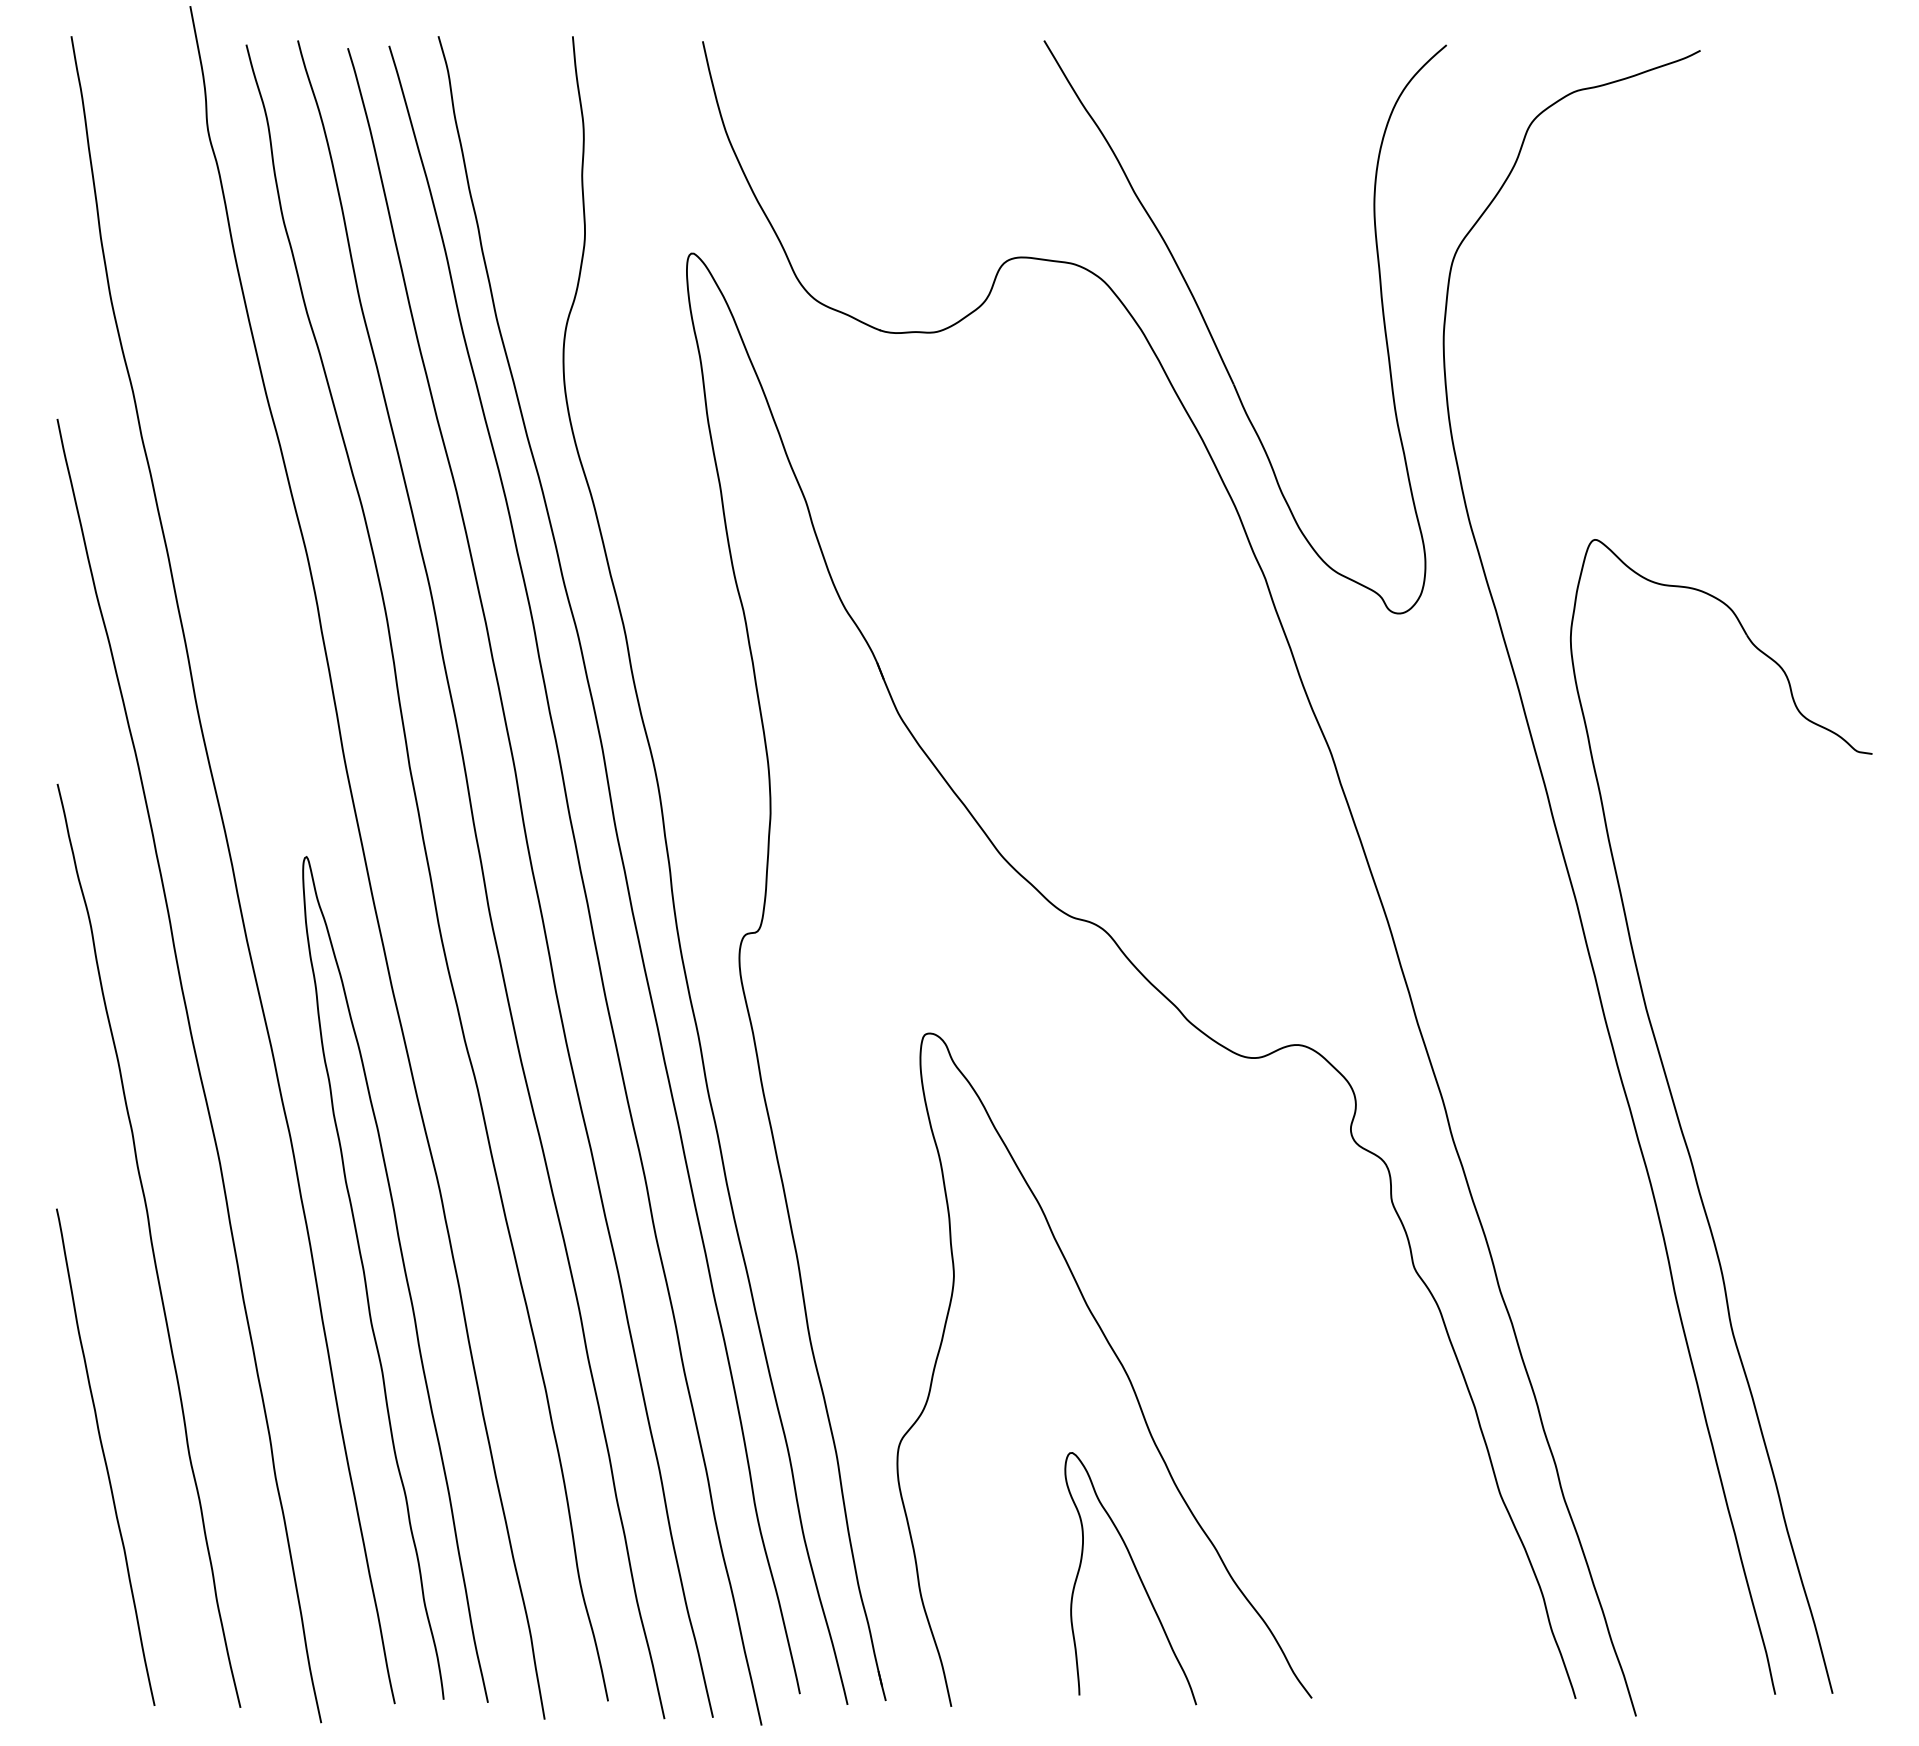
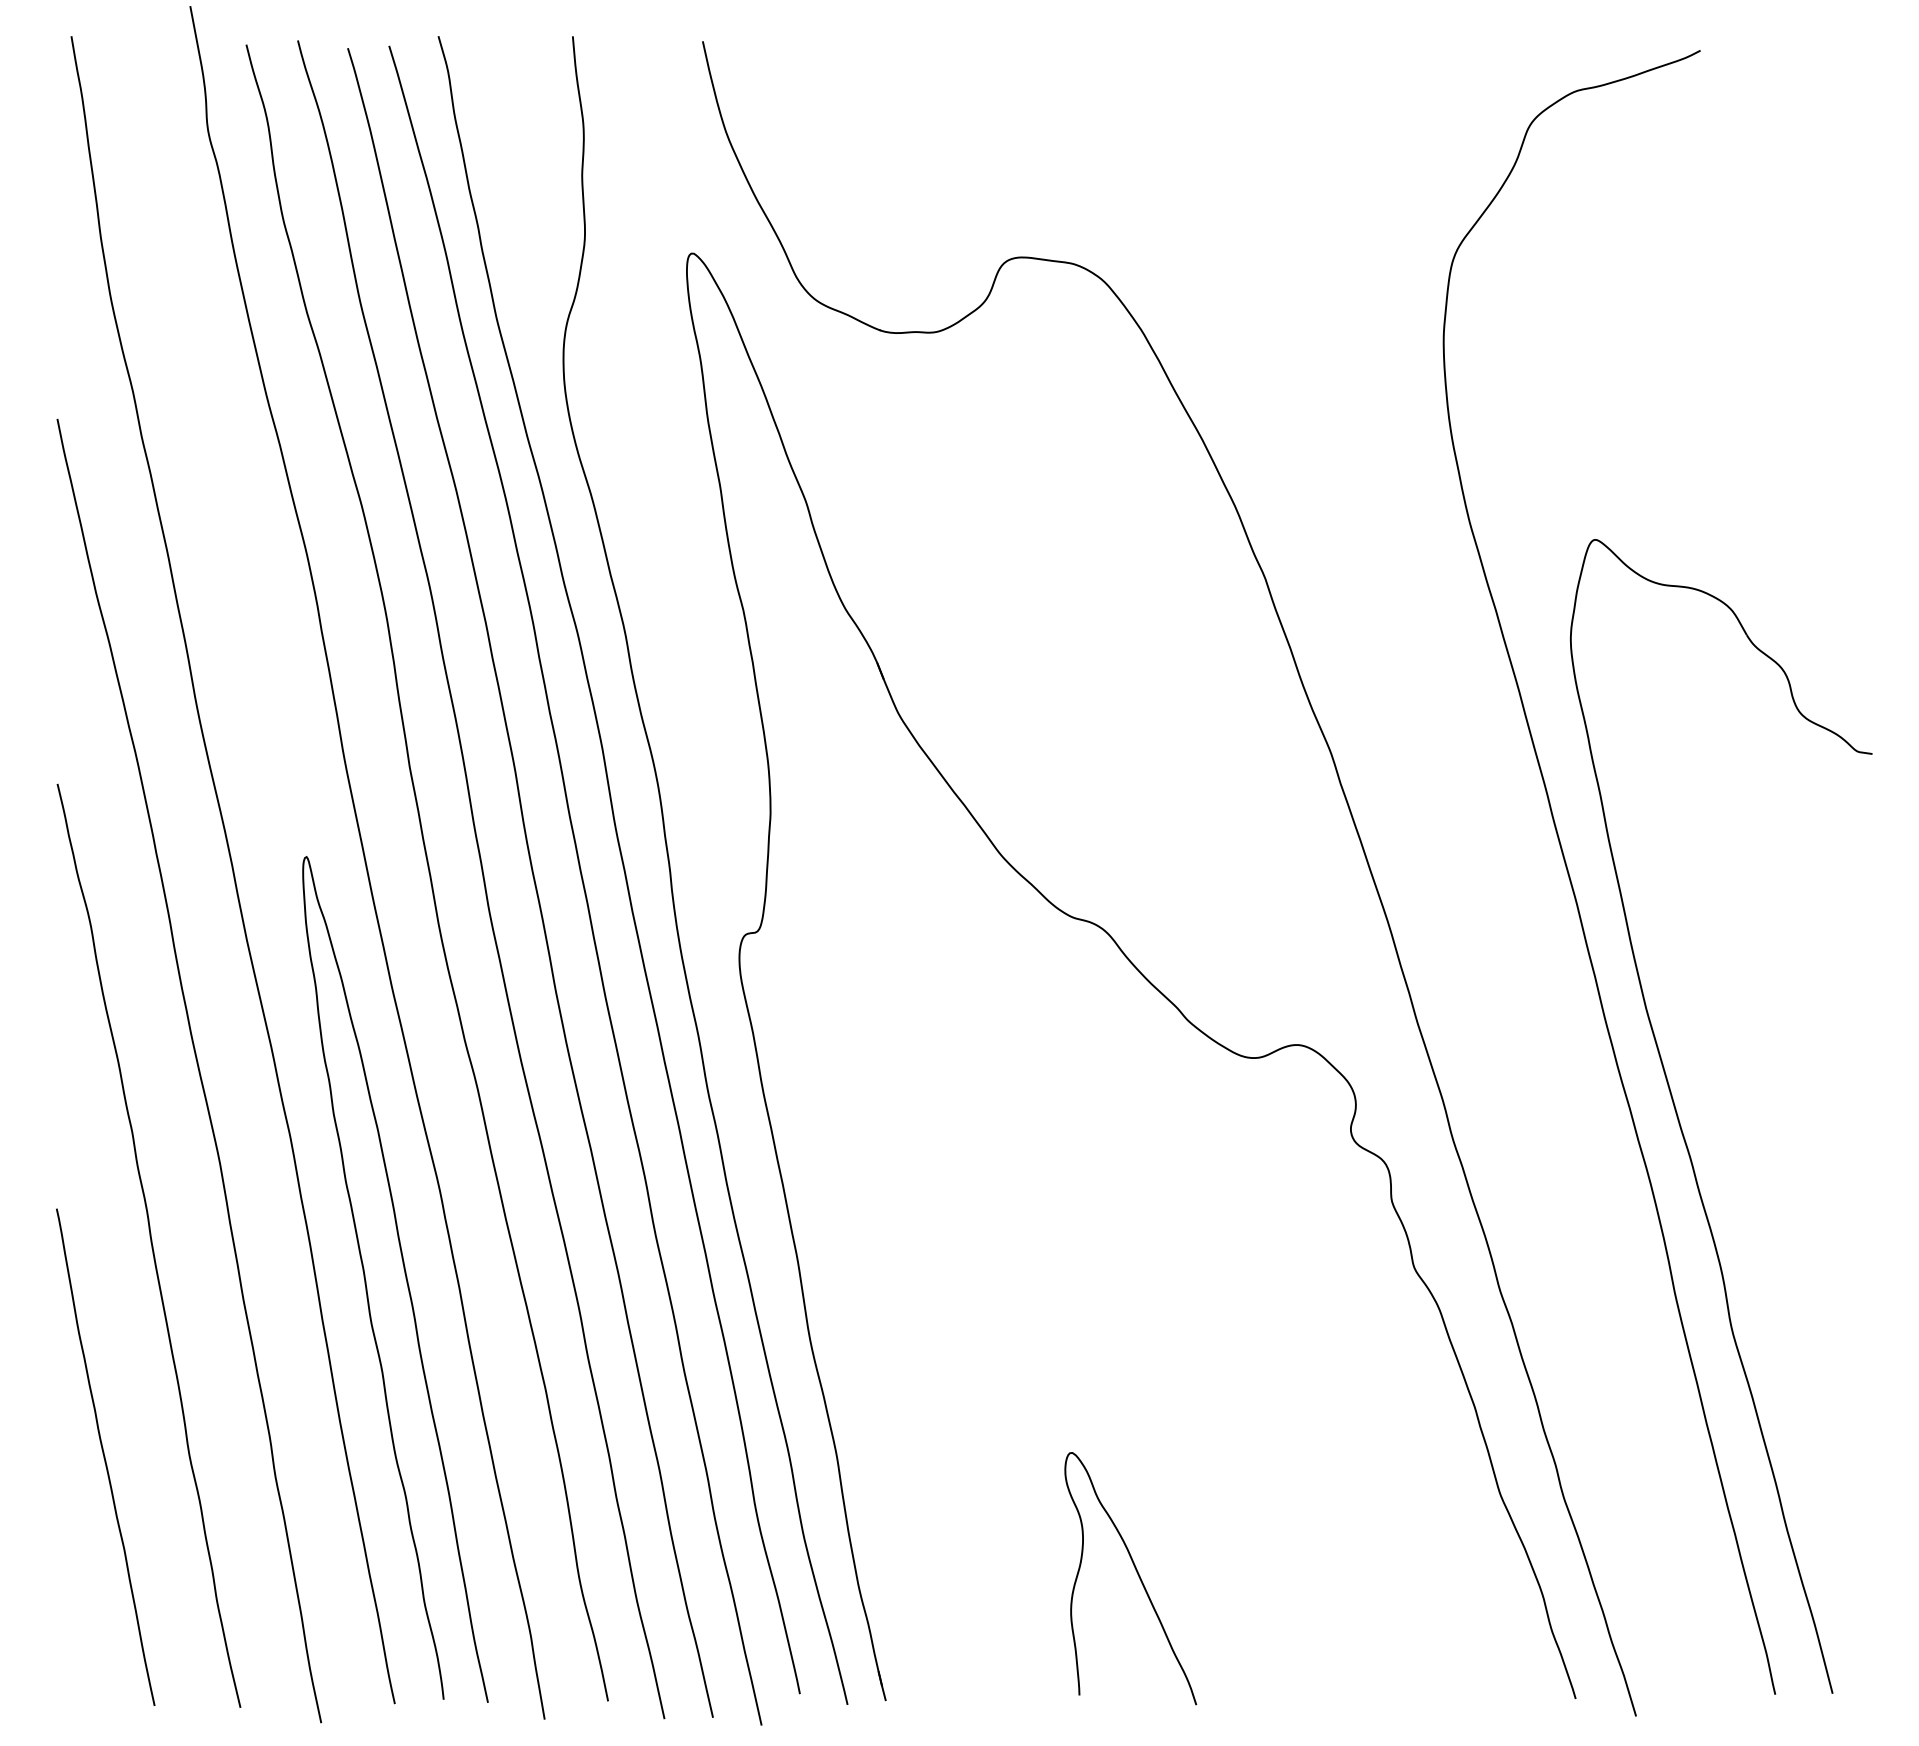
part: present -> none (1213, 337)
curve: present -> none (1118, 1361)
